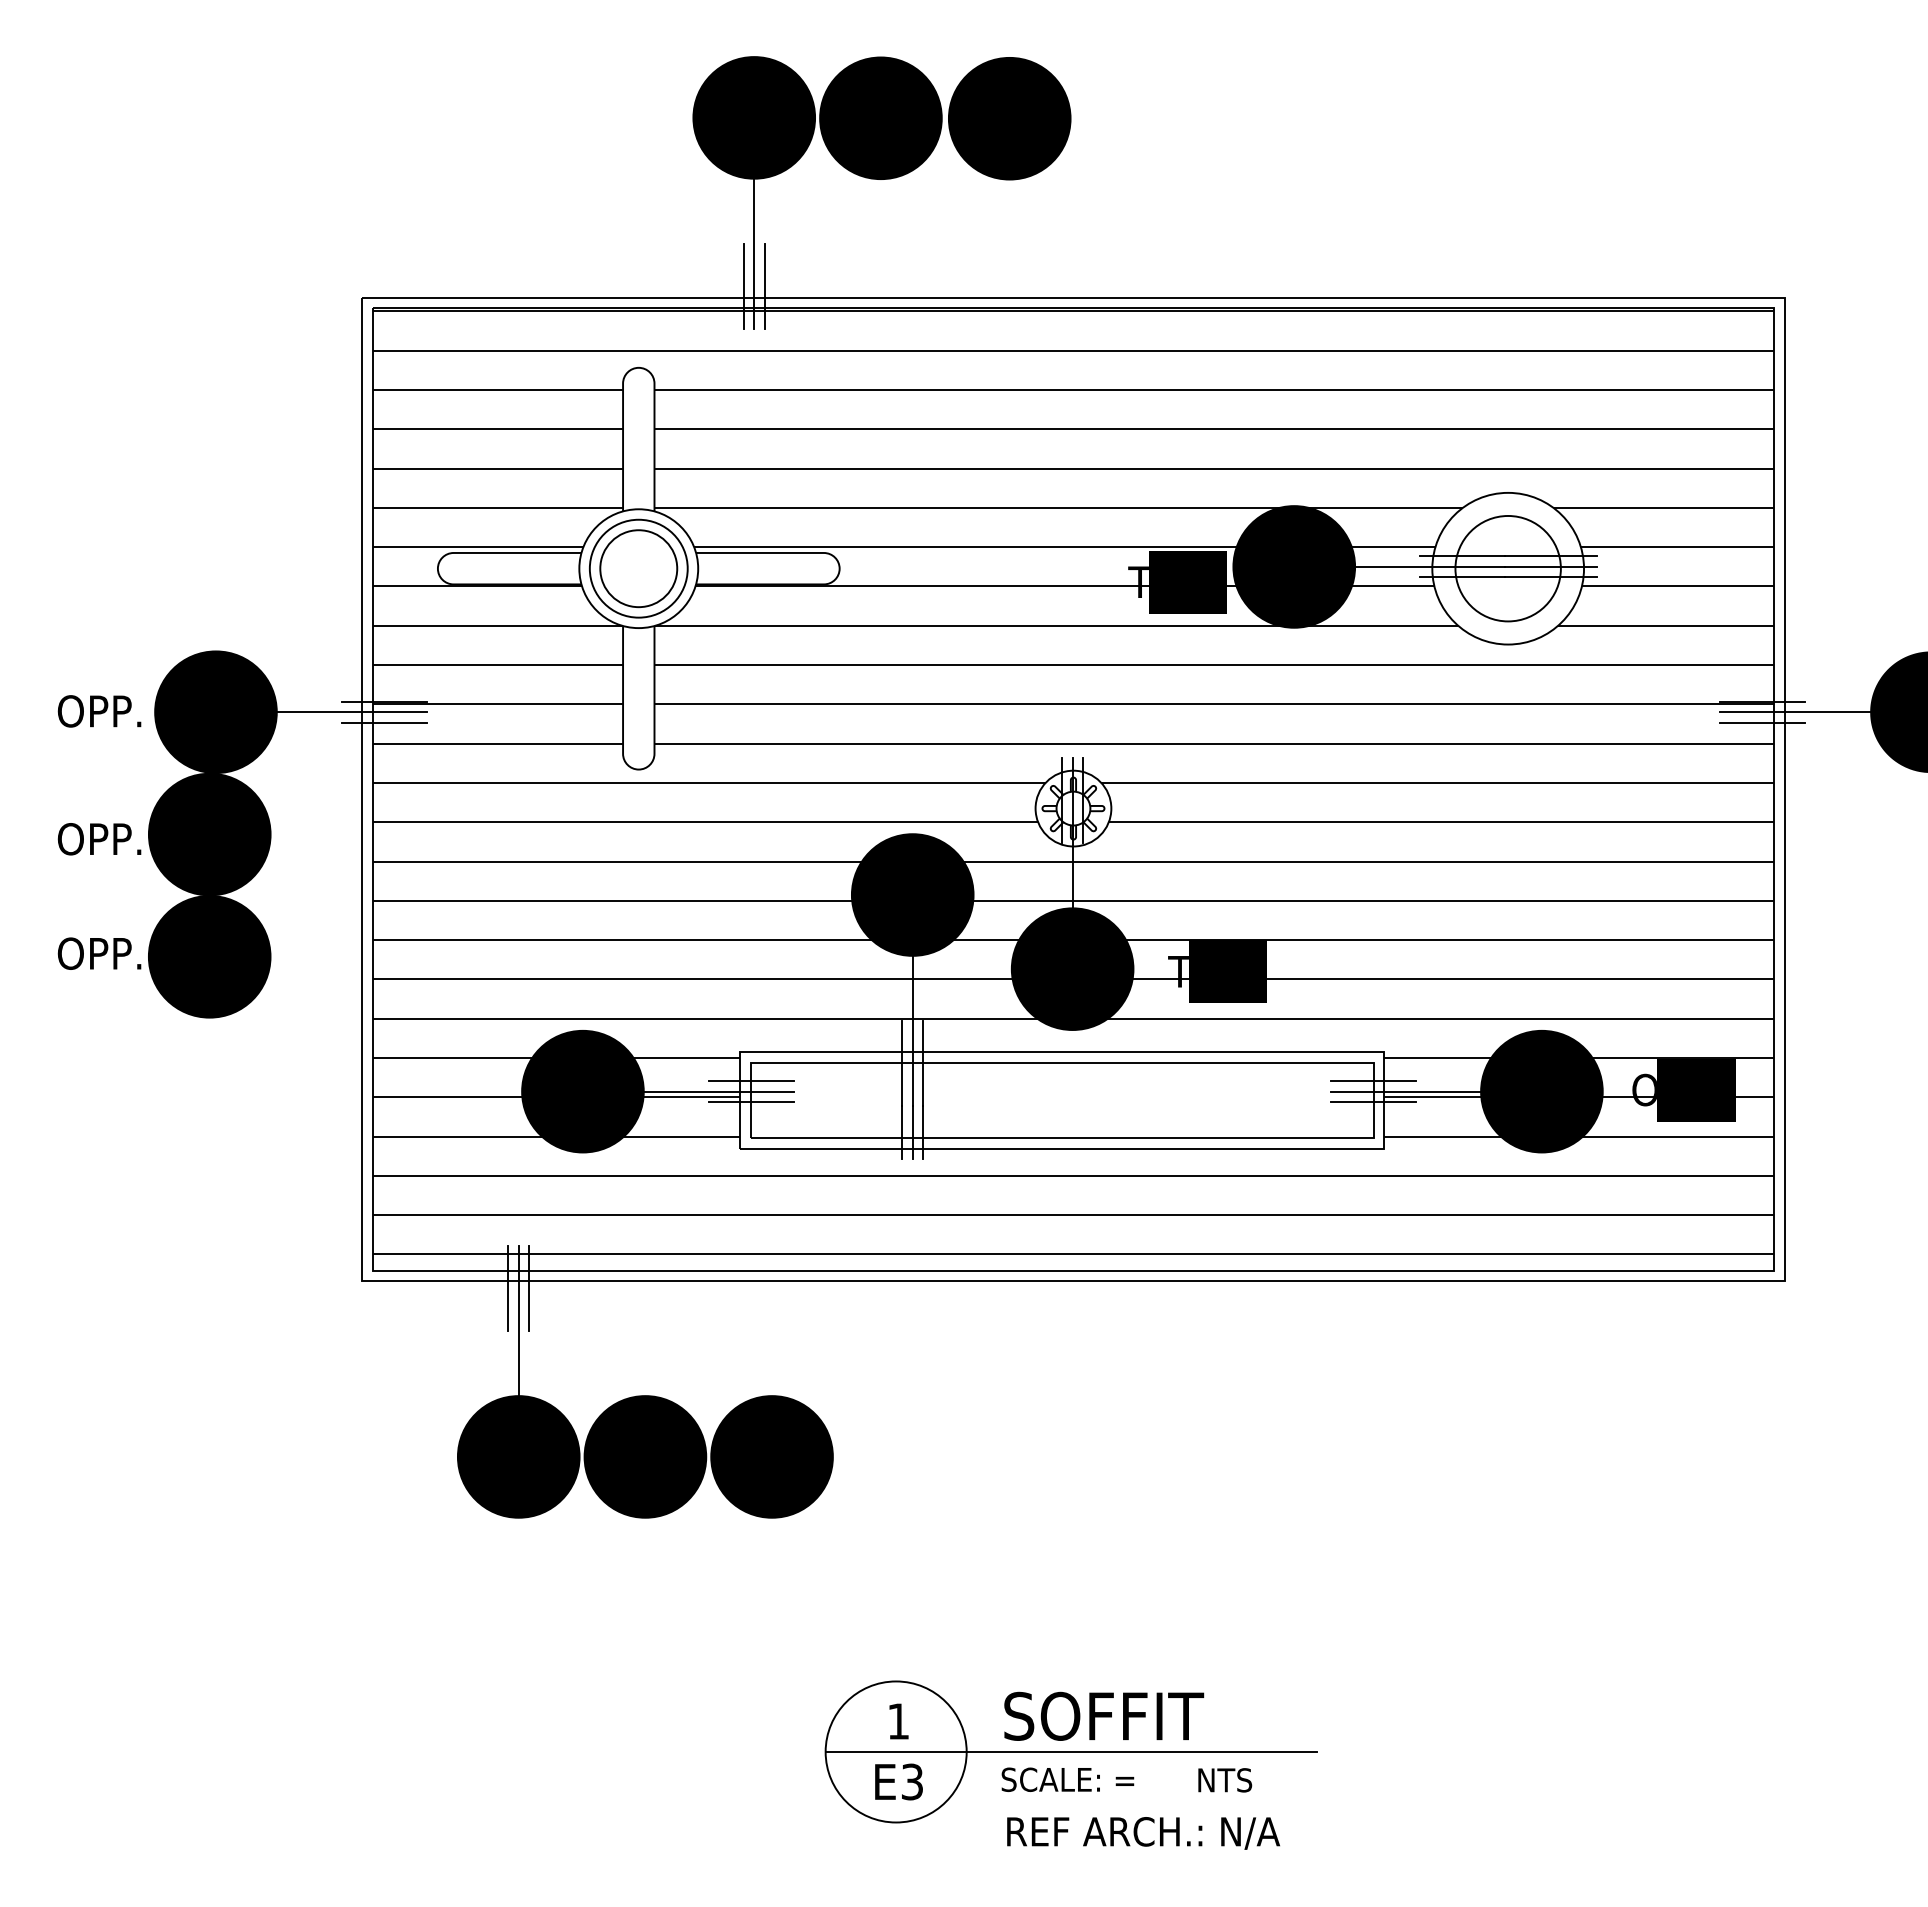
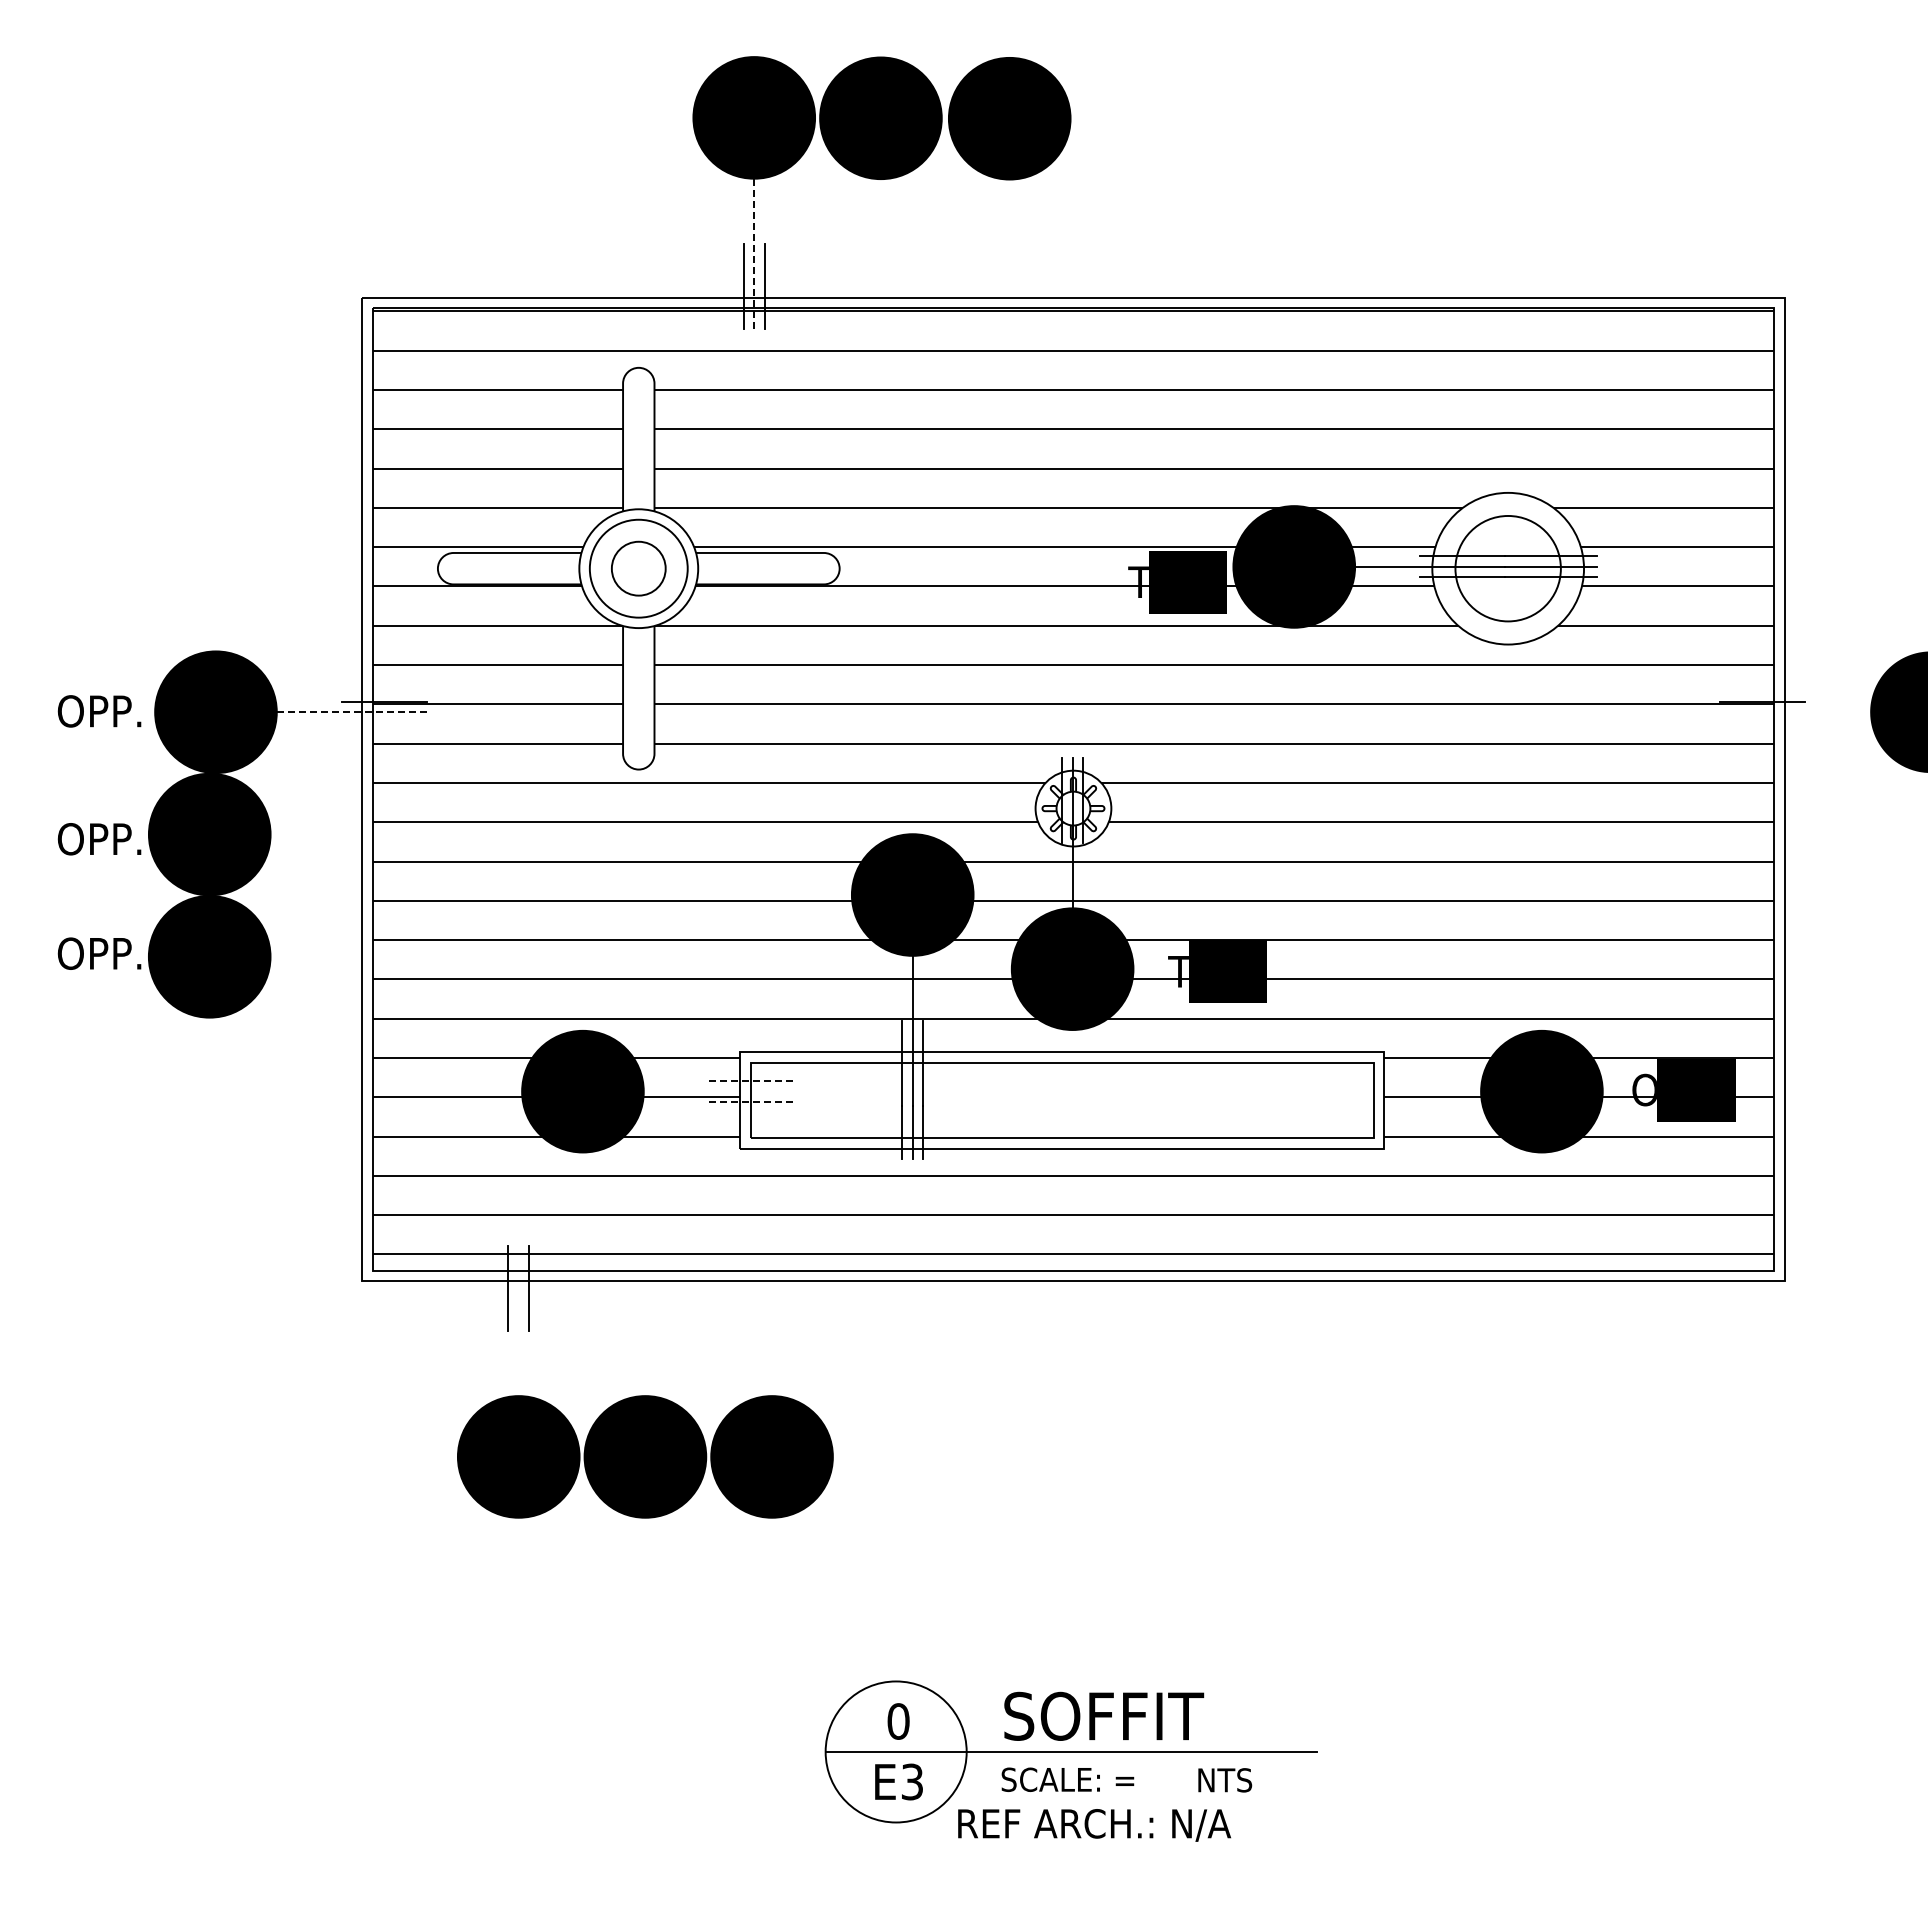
line: solid -> dashed (754, 254)
circle diameter: 77 px -> 54 px (638, 568)
line: solid -> dashed (352, 712)
line: present -> none (1795, 712)
line: present -> none (384, 722)
line: present -> none (1762, 722)
line: solid -> dashed (751, 1081)
line: present -> none (1373, 1081)
line: present -> none (718, 1091)
line: present -> none (1406, 1091)
line: solid -> dashed (751, 1102)
line: present -> none (1373, 1102)
line: present -> none (518, 1321)
text: 1 -> 0 (898, 1721)
text position: (1143, 1833) -> (1094, 1825) (1094, 1825)
